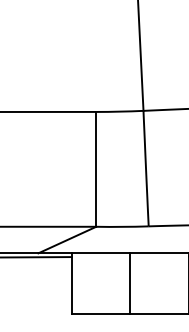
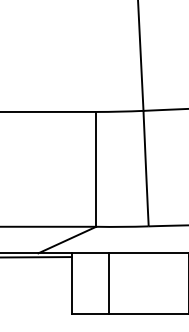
line position: (130, 283) -> (109, 283) (109, 283)
